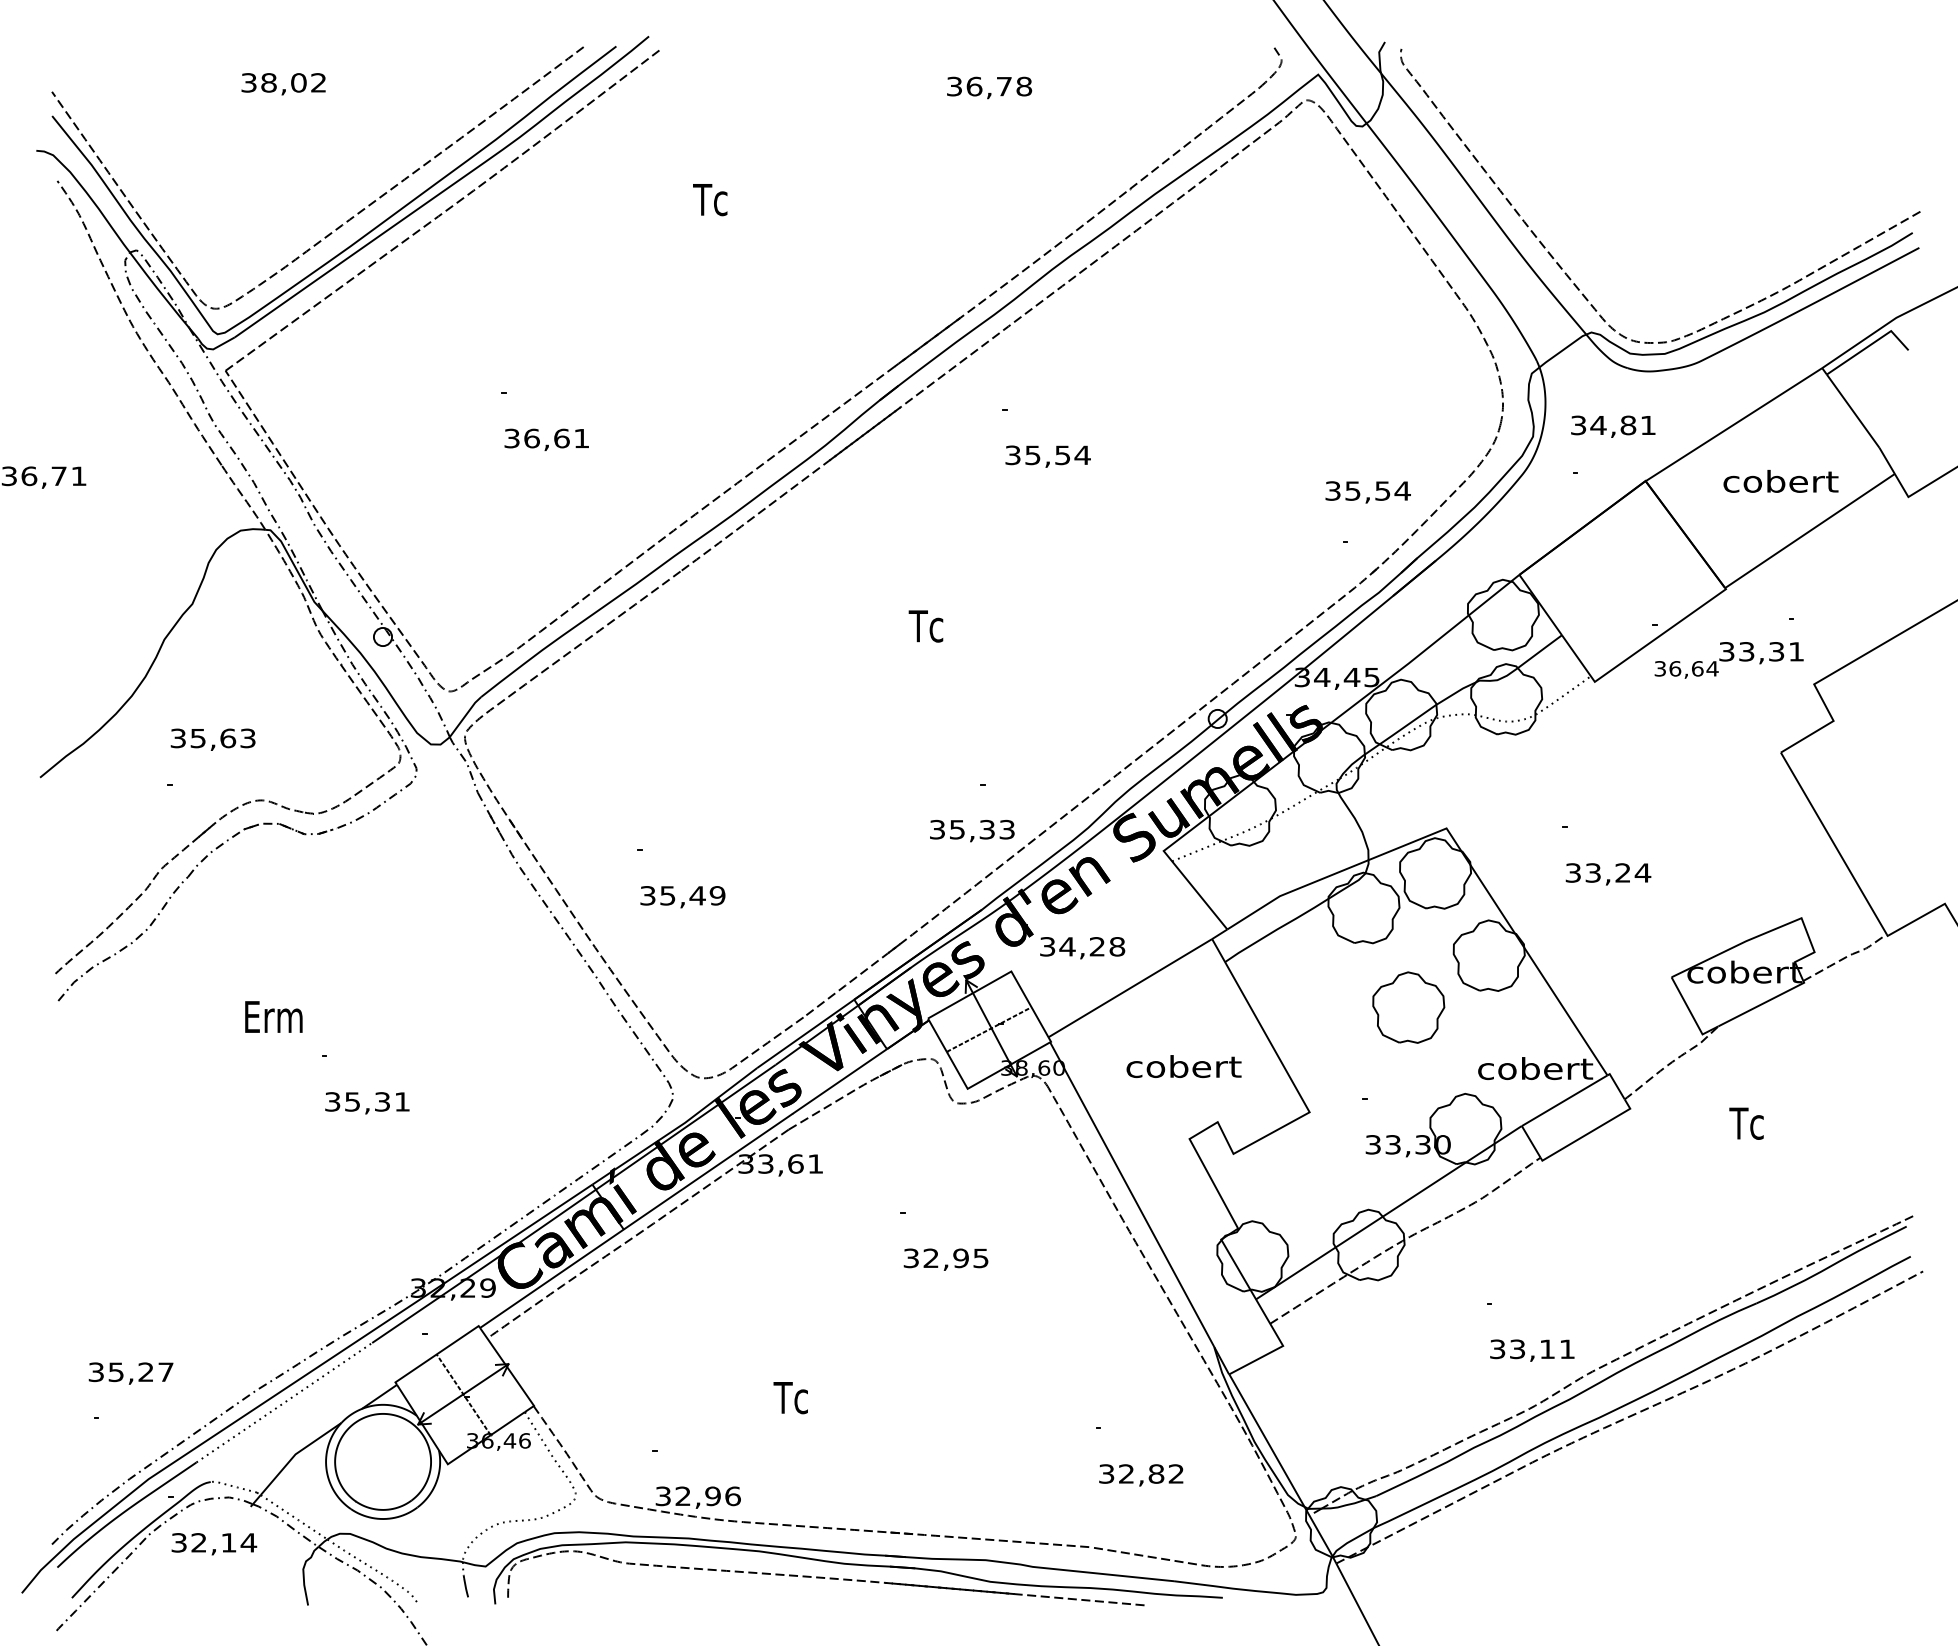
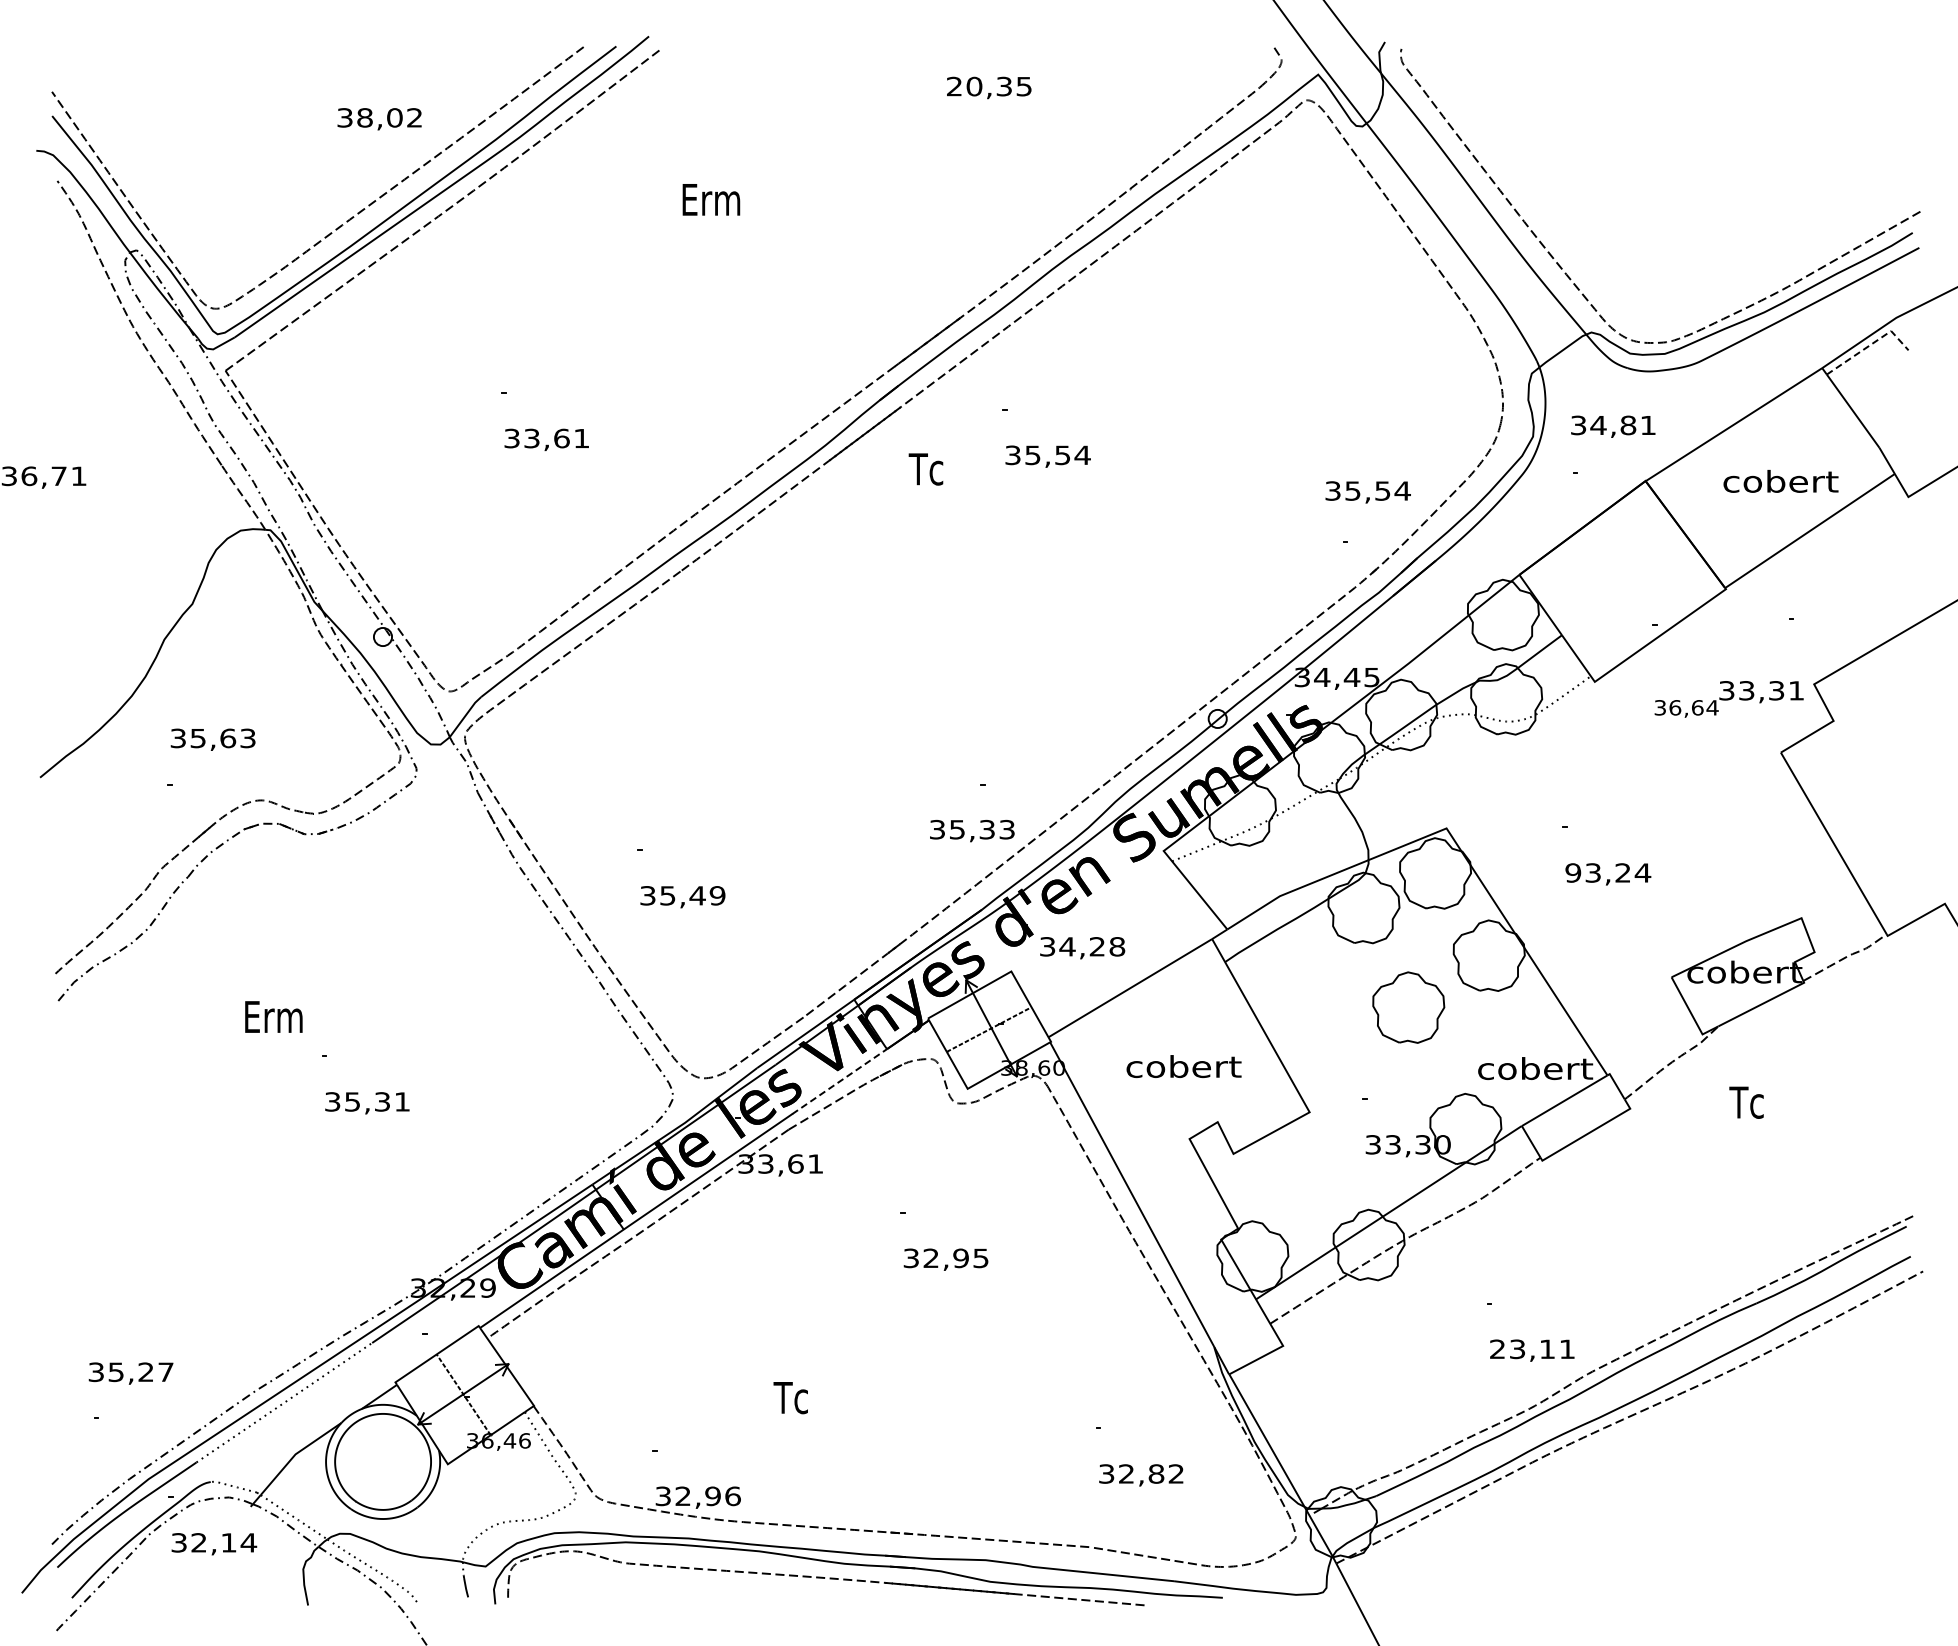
text position: (283, 84) -> (379, 119) (379, 119)
text: 36,78 -> 20,35 (989, 86)
text: Tc -> Erm (711, 200)
line: solid -> dashed (1870, 345)
text: 36,61 -> 33,61 (531, 438)
text position: (925, 626) -> (925, 469) (925, 469)
text position: (1728, 660) -> (1728, 699) (1728, 699)
text: 33,24 -> 93,24 (1573, 872)
line: solid -> dashed (840, 1081)
text position: (1746, 1123) -> (1746, 1102) (1746, 1102)
text: 33,11 -> 23,11 (1497, 1349)
